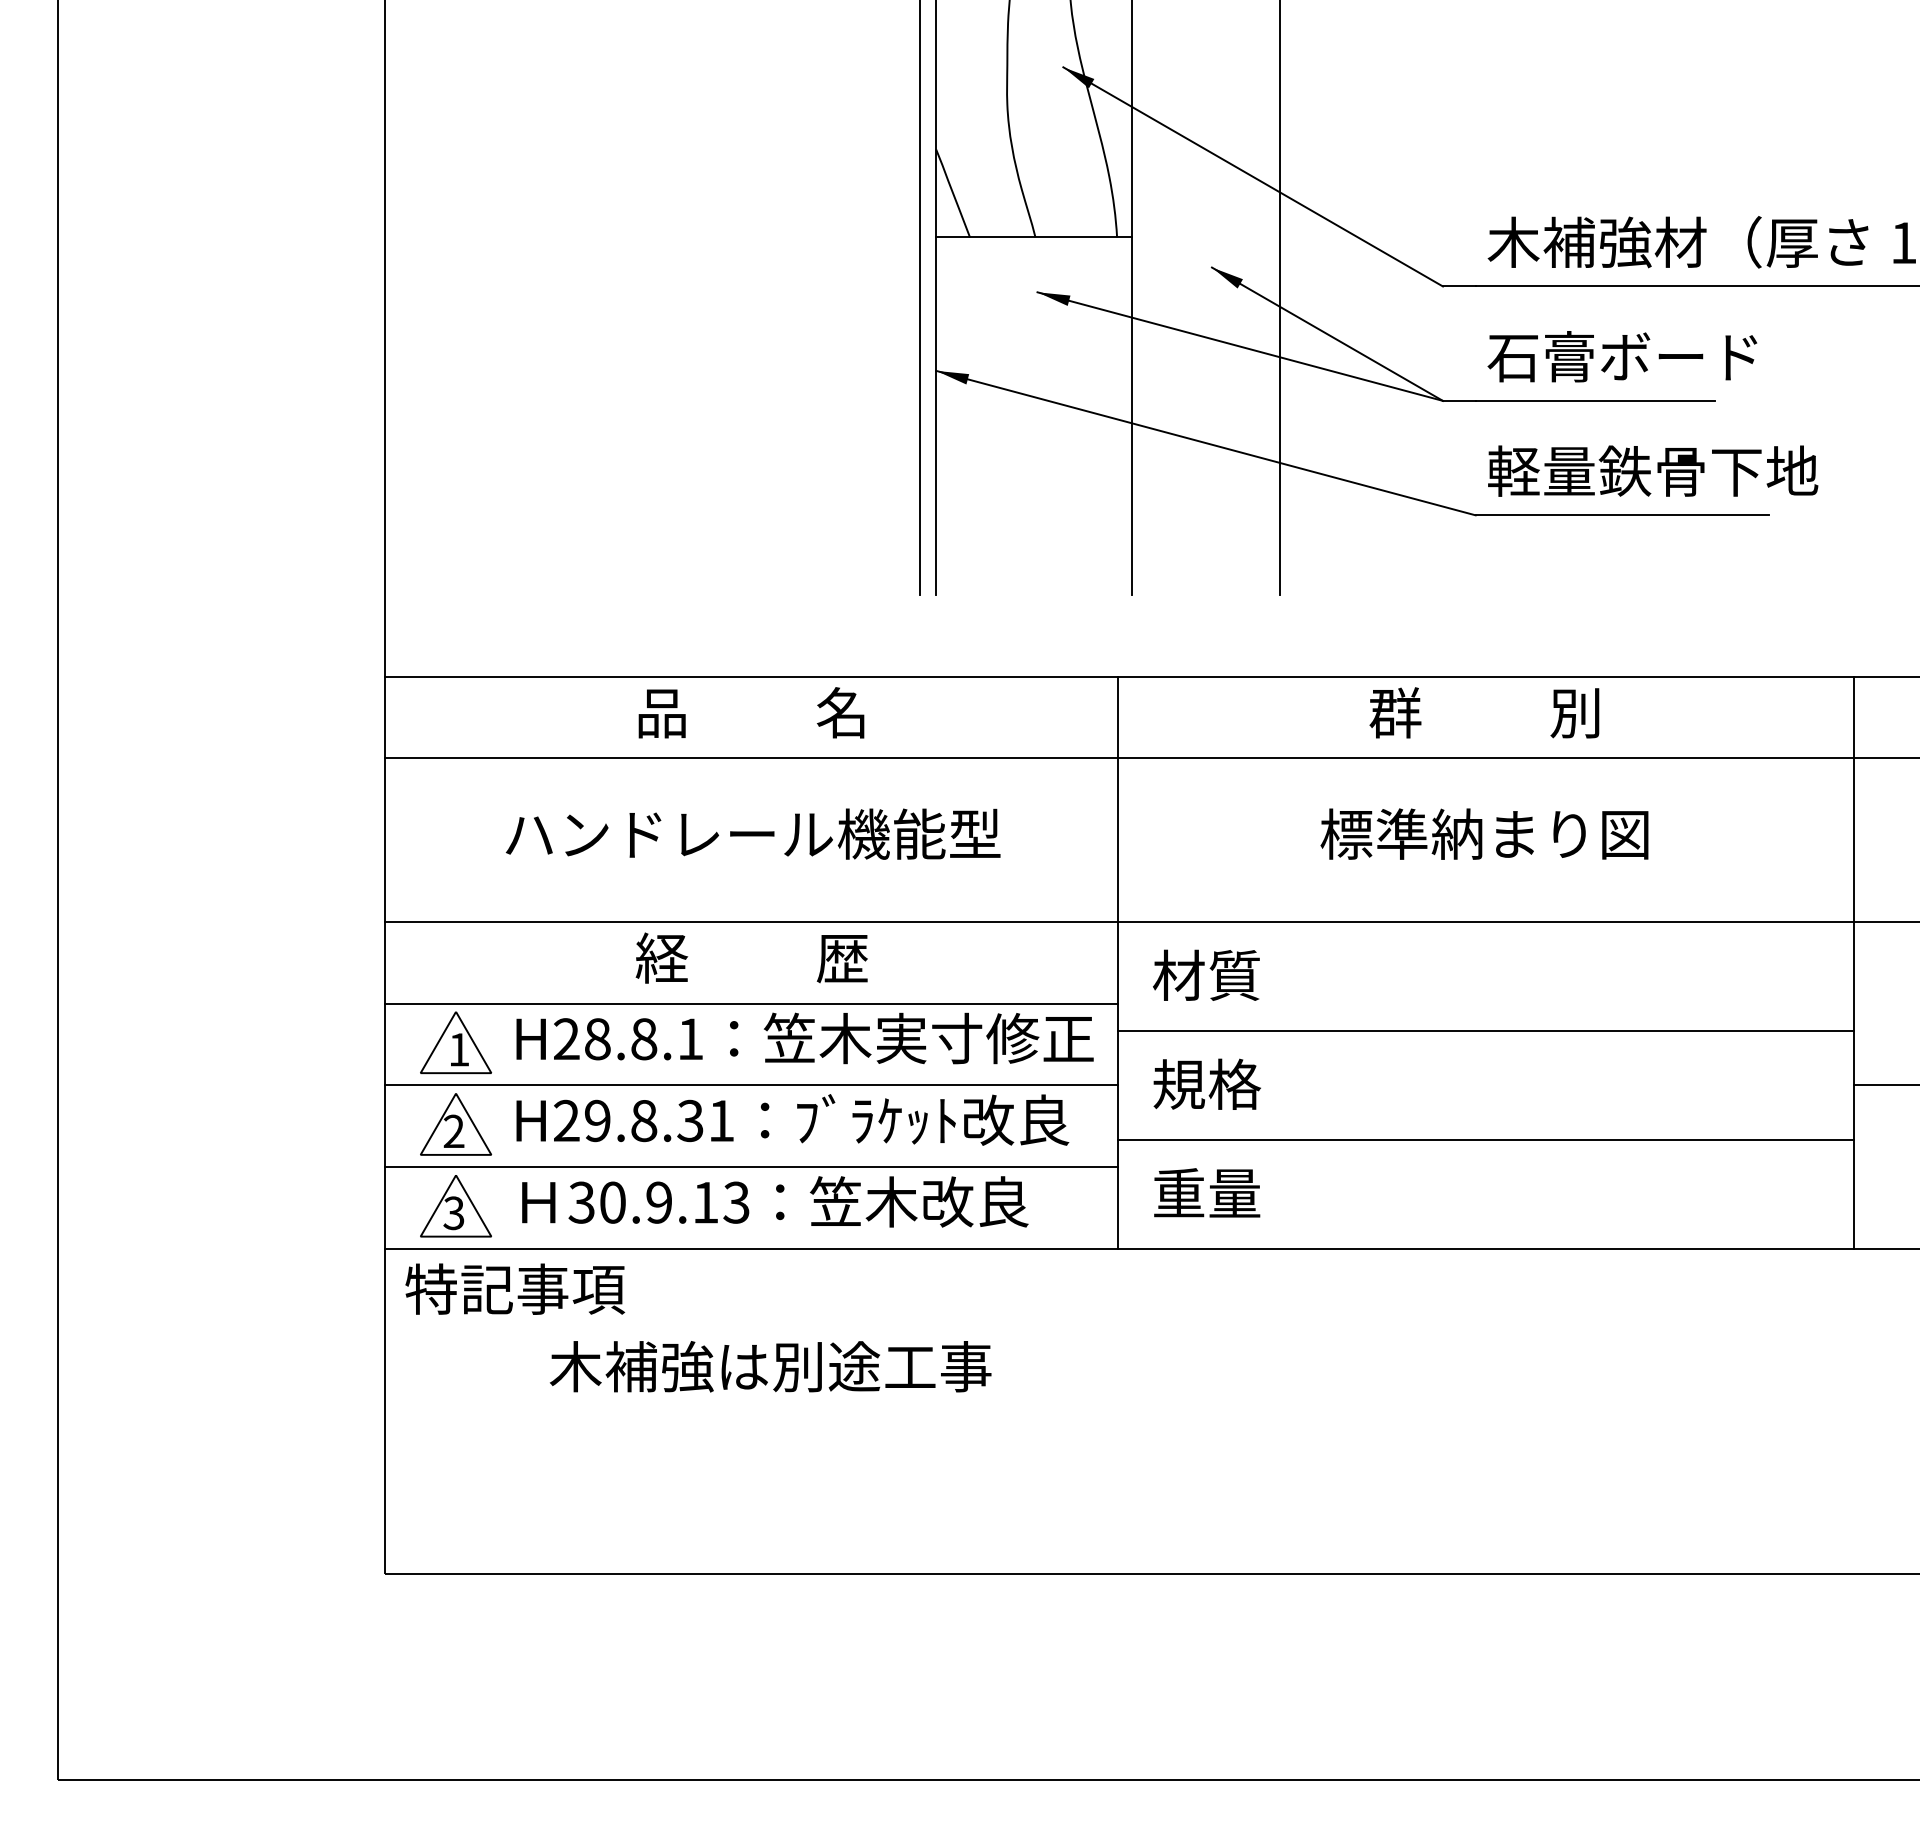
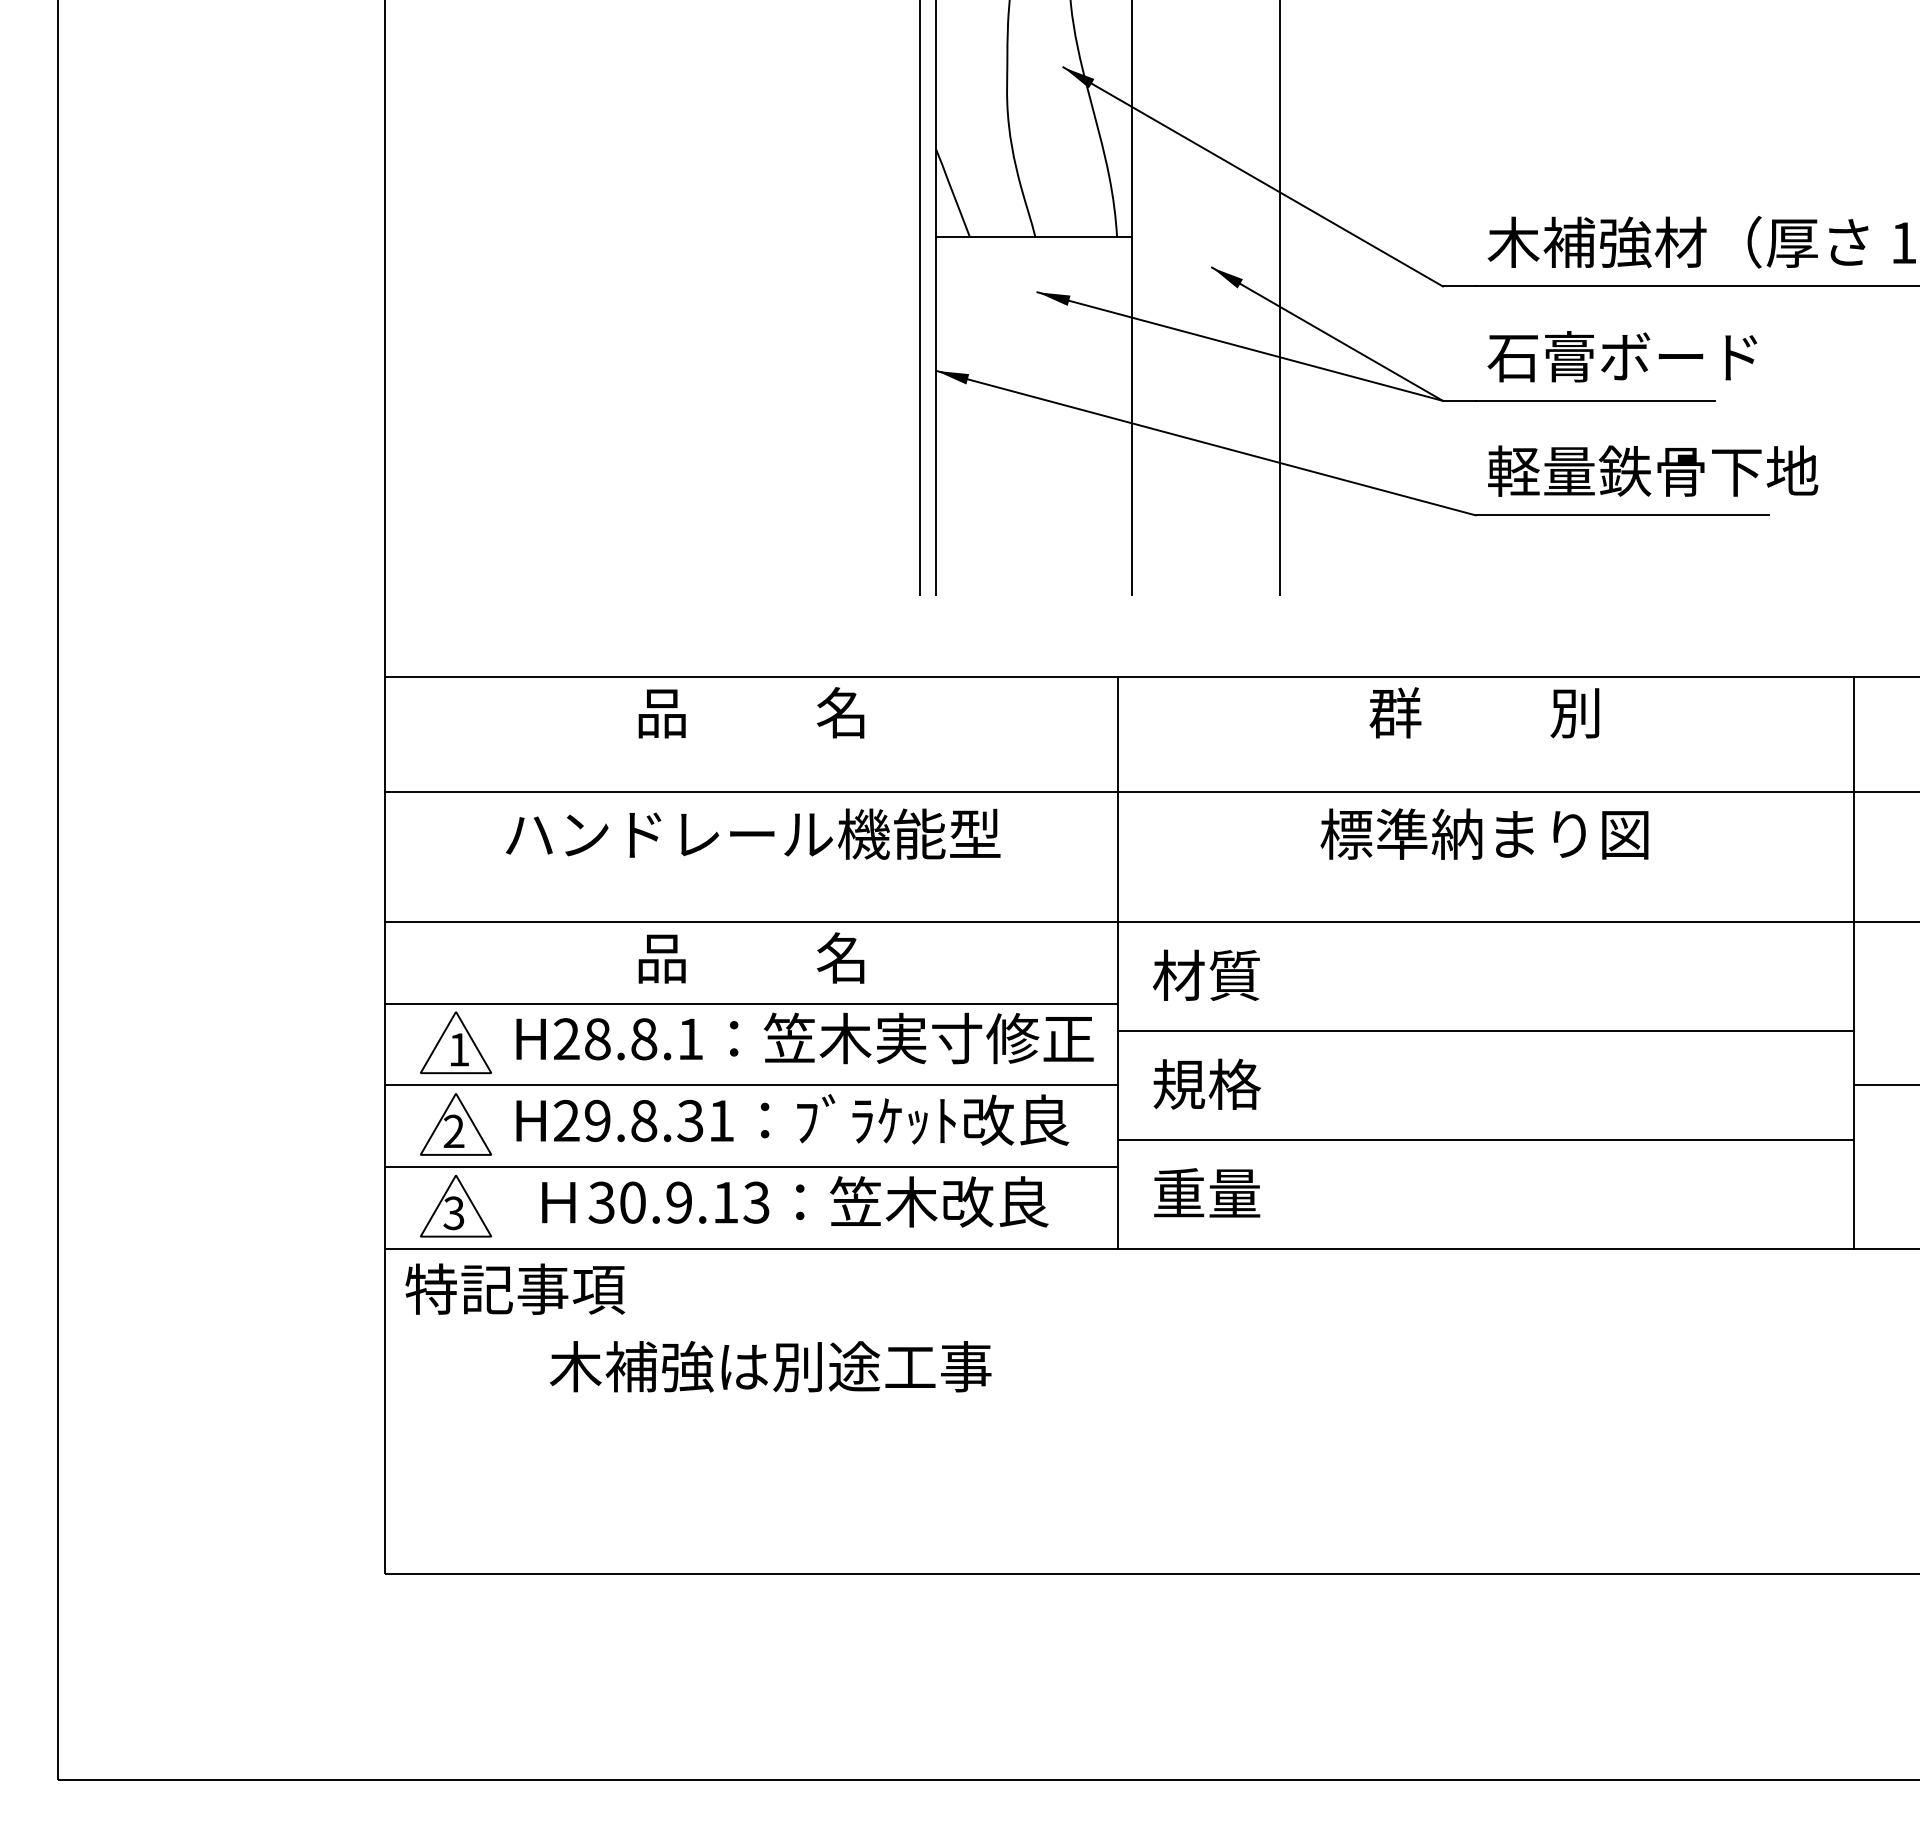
line position: (1150, 758) -> (1150, 792) (1150, 792)
text: 経          歴 -> 品          名 (751, 957)
text position: (775, 1201) -> (795, 1201) (795, 1201)
